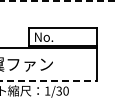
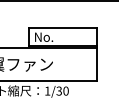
line: dashed -> solid (59, 1)
line: dashed -> solid (49, 81)
